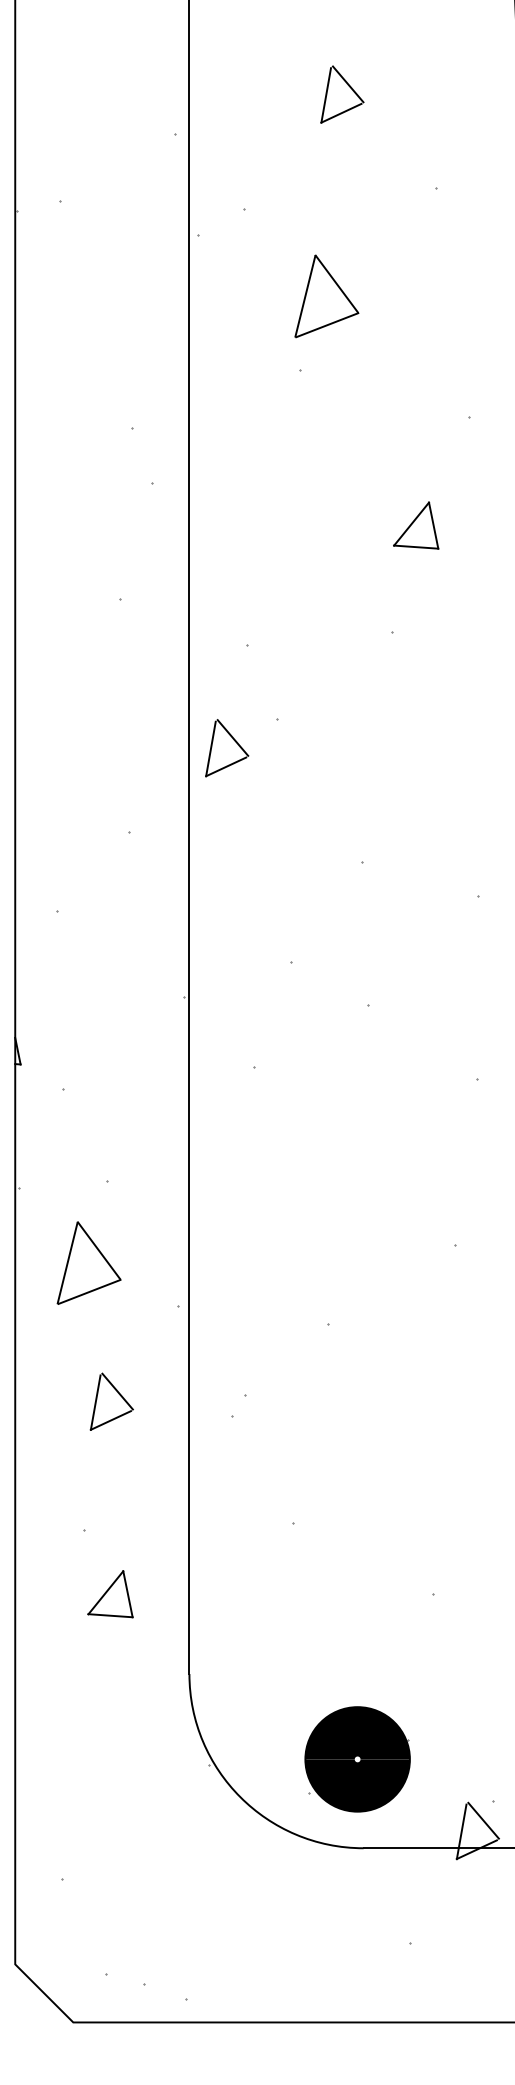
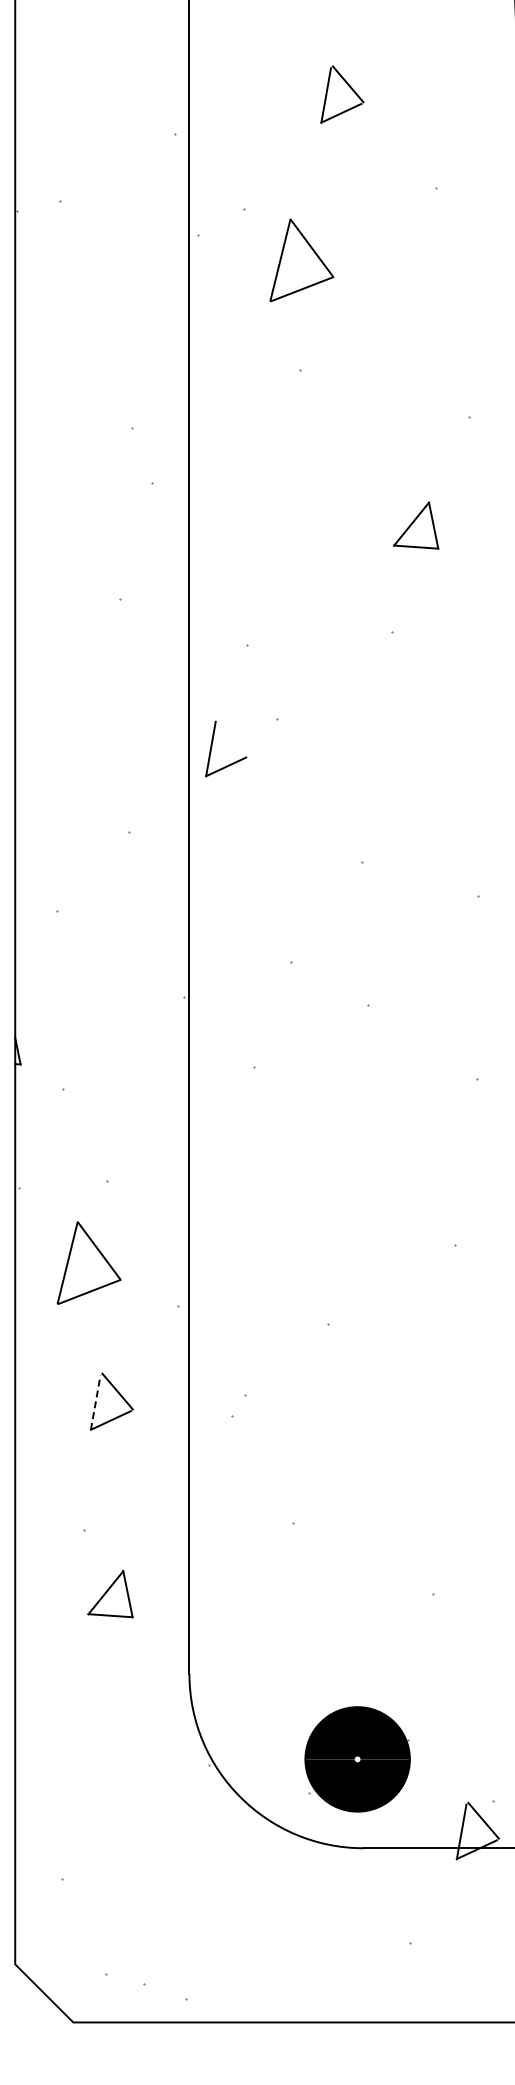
part position: (326, 296) -> (301, 260) (301, 260)
line: present -> none (232, 737)
line: solid -> dashed (95, 1402)
